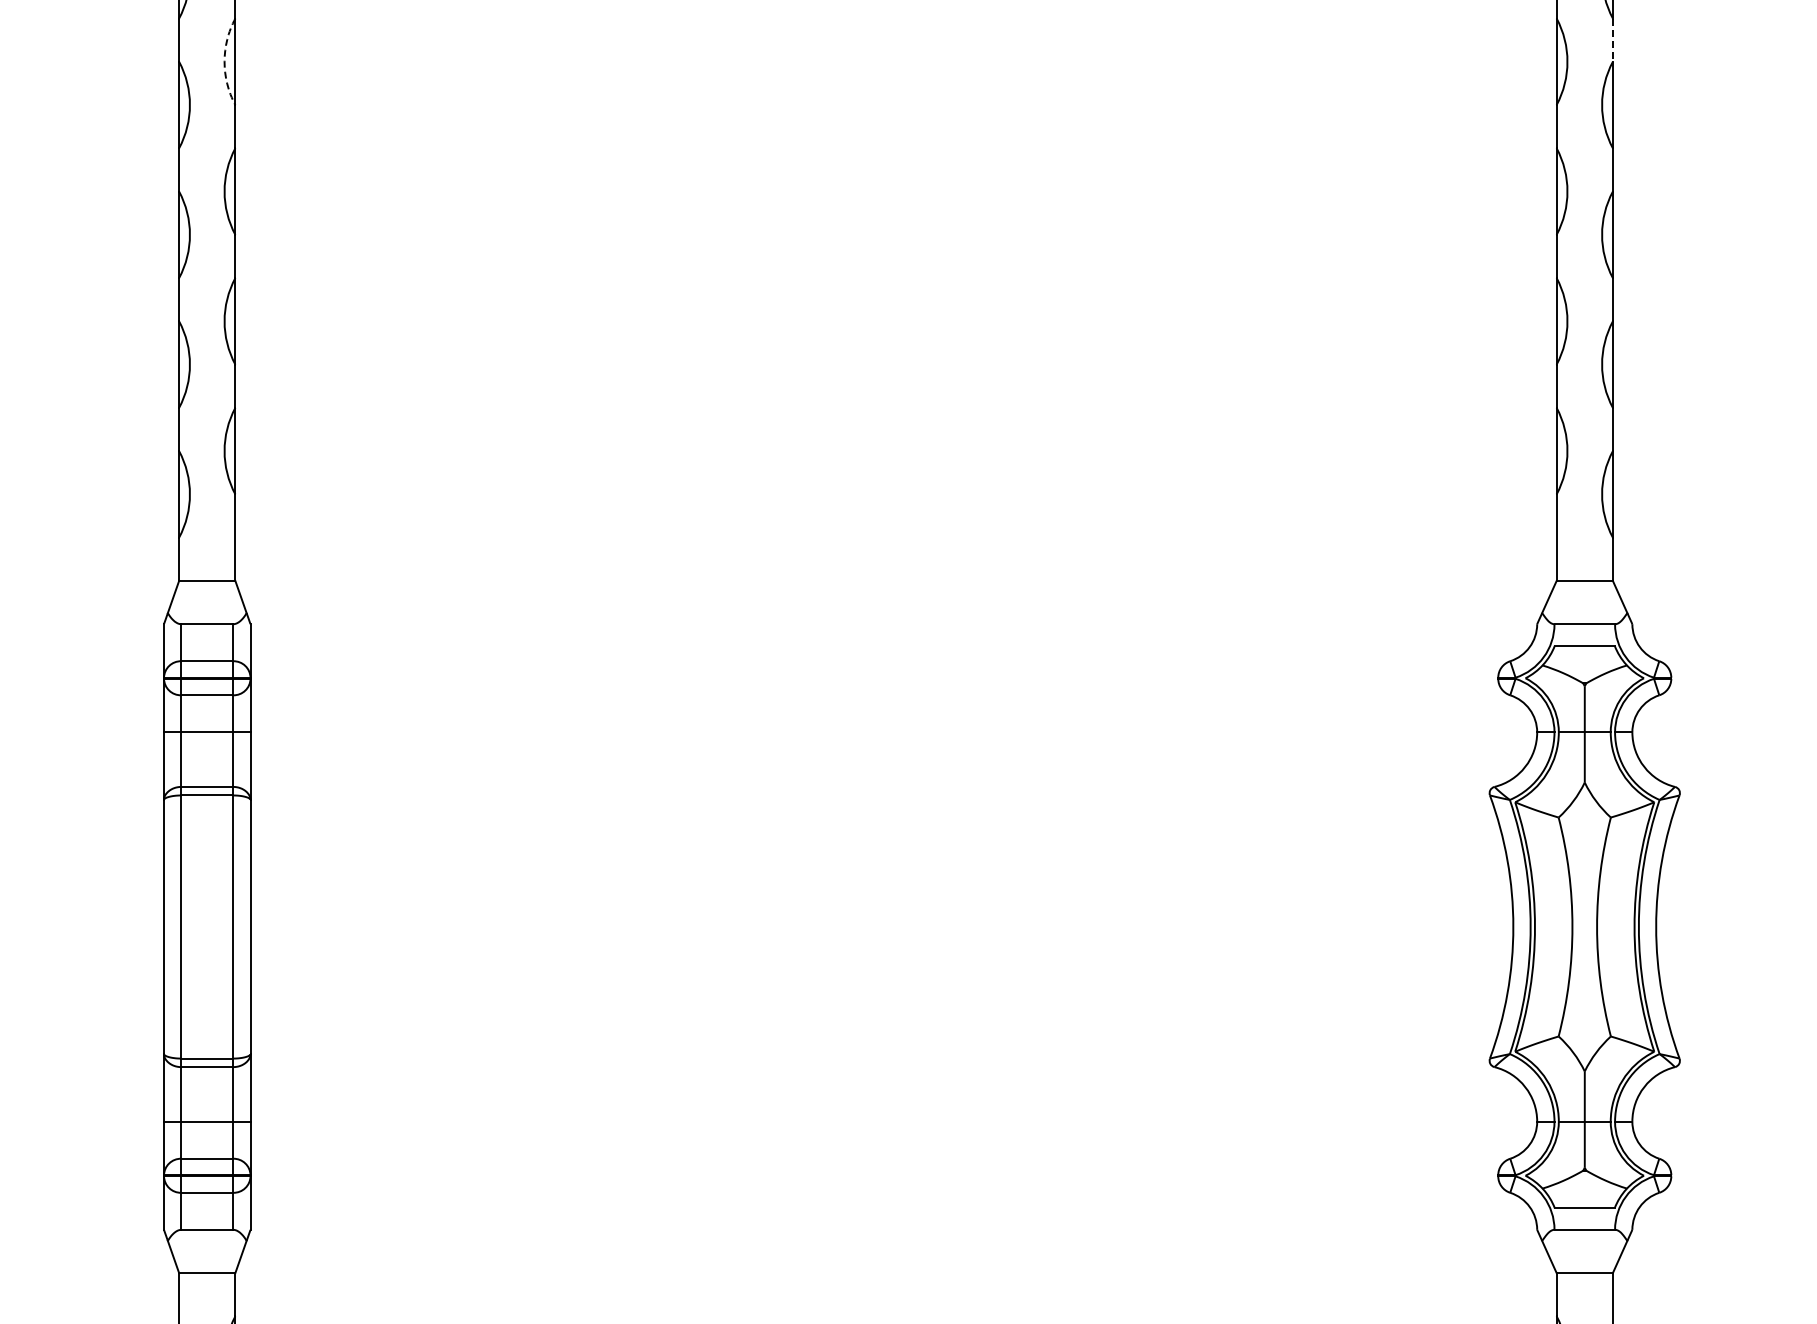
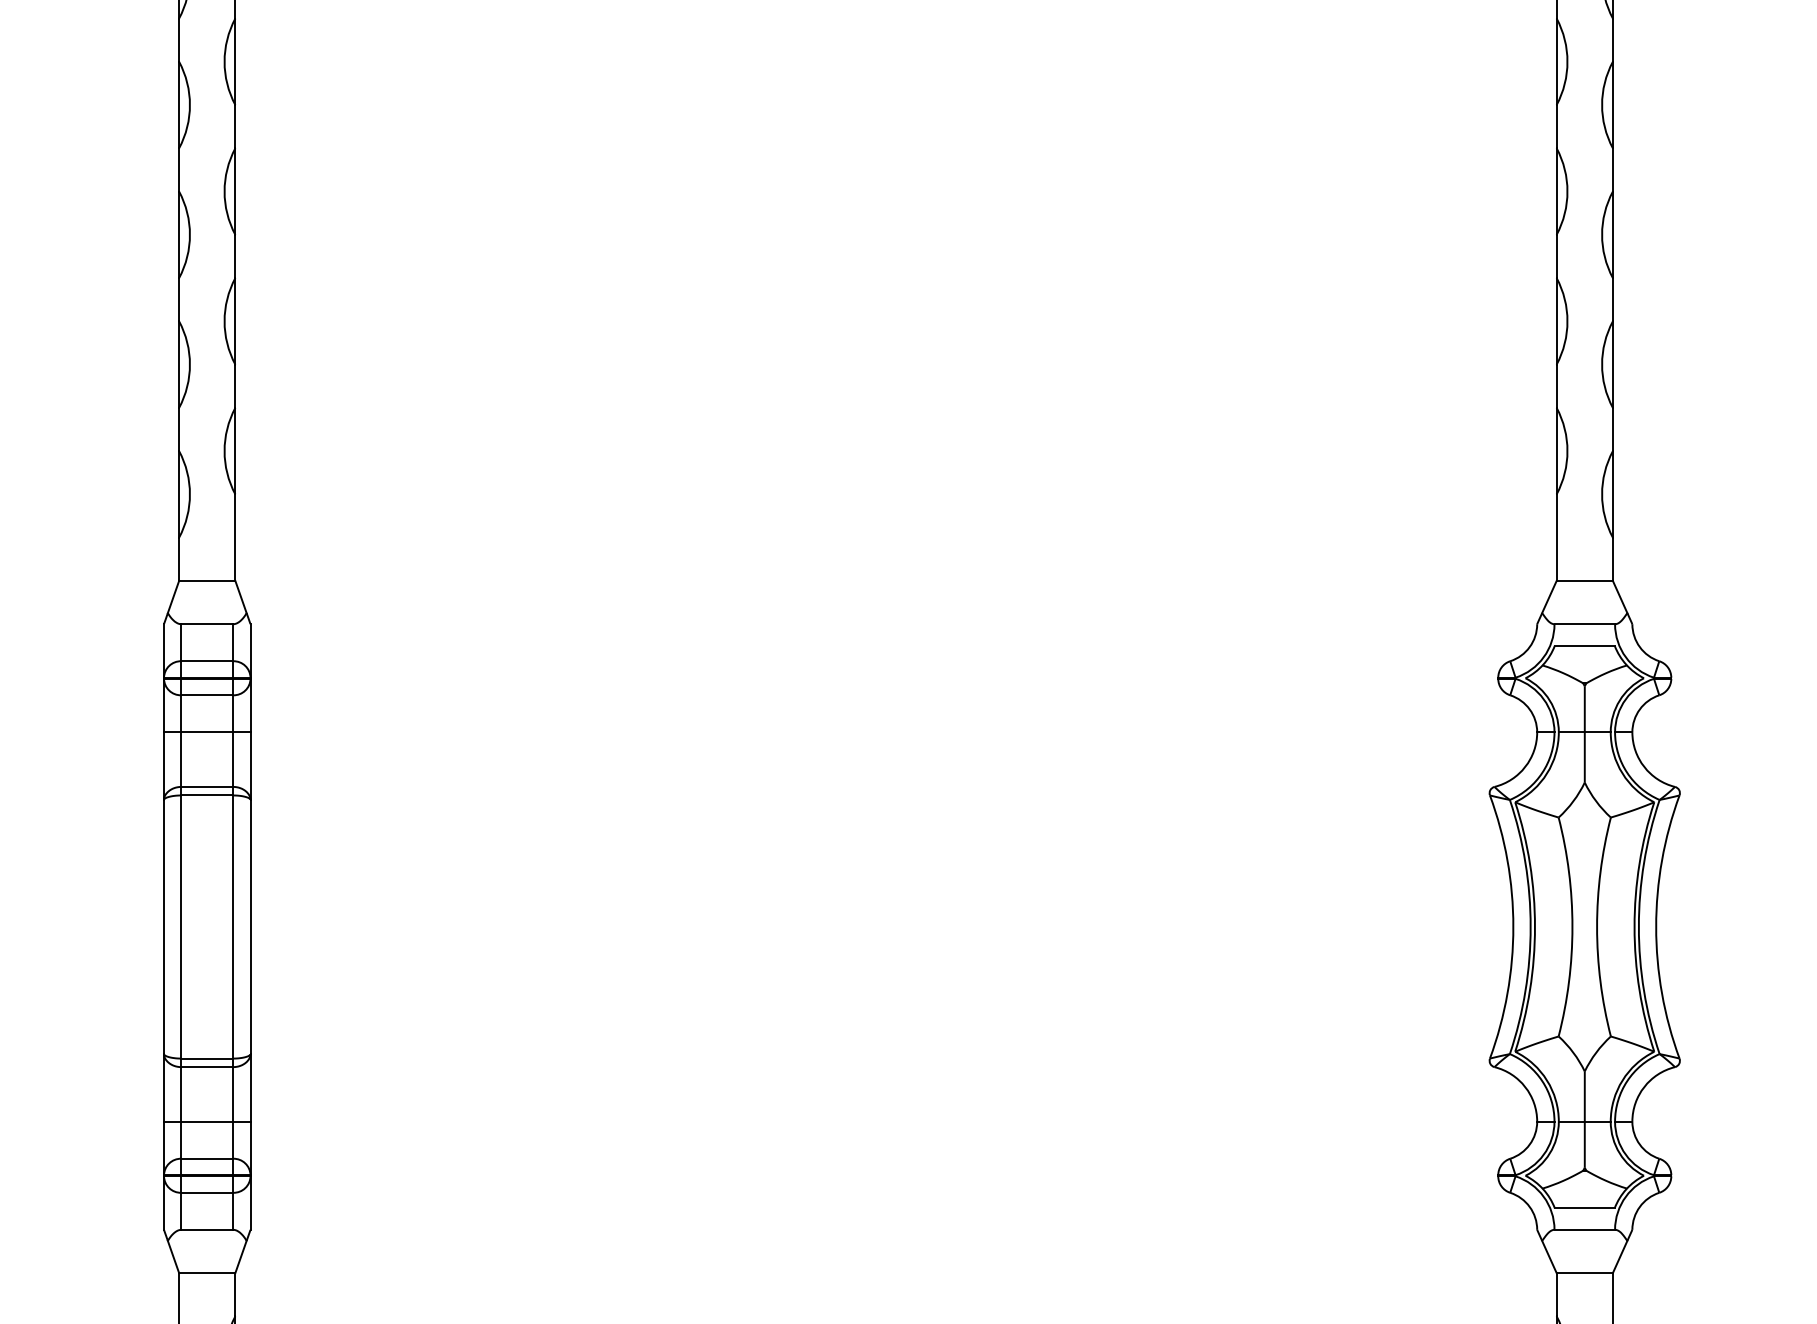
line: dashed -> solid (1612, 40)
arc: dashed -> solid (224, 61)
